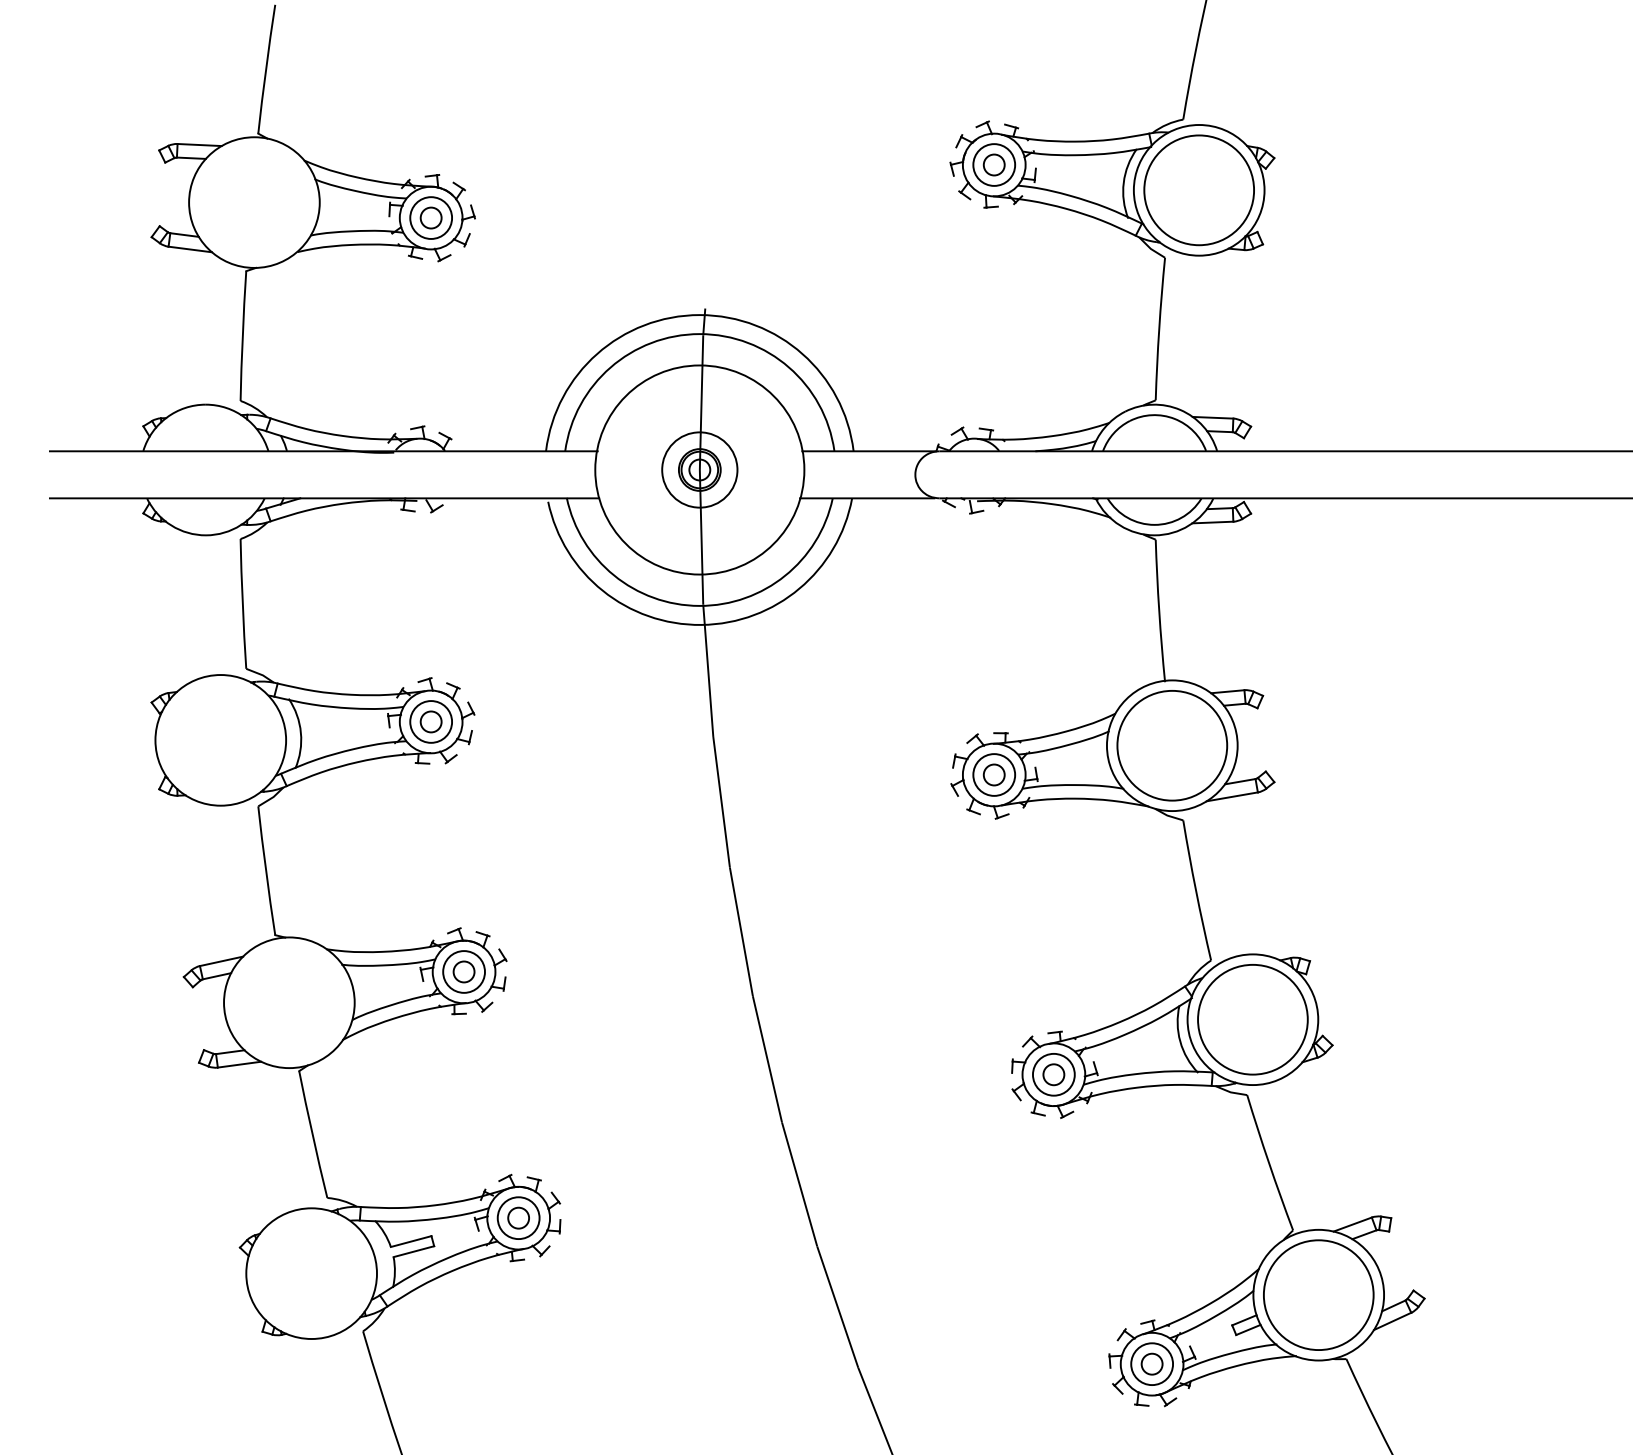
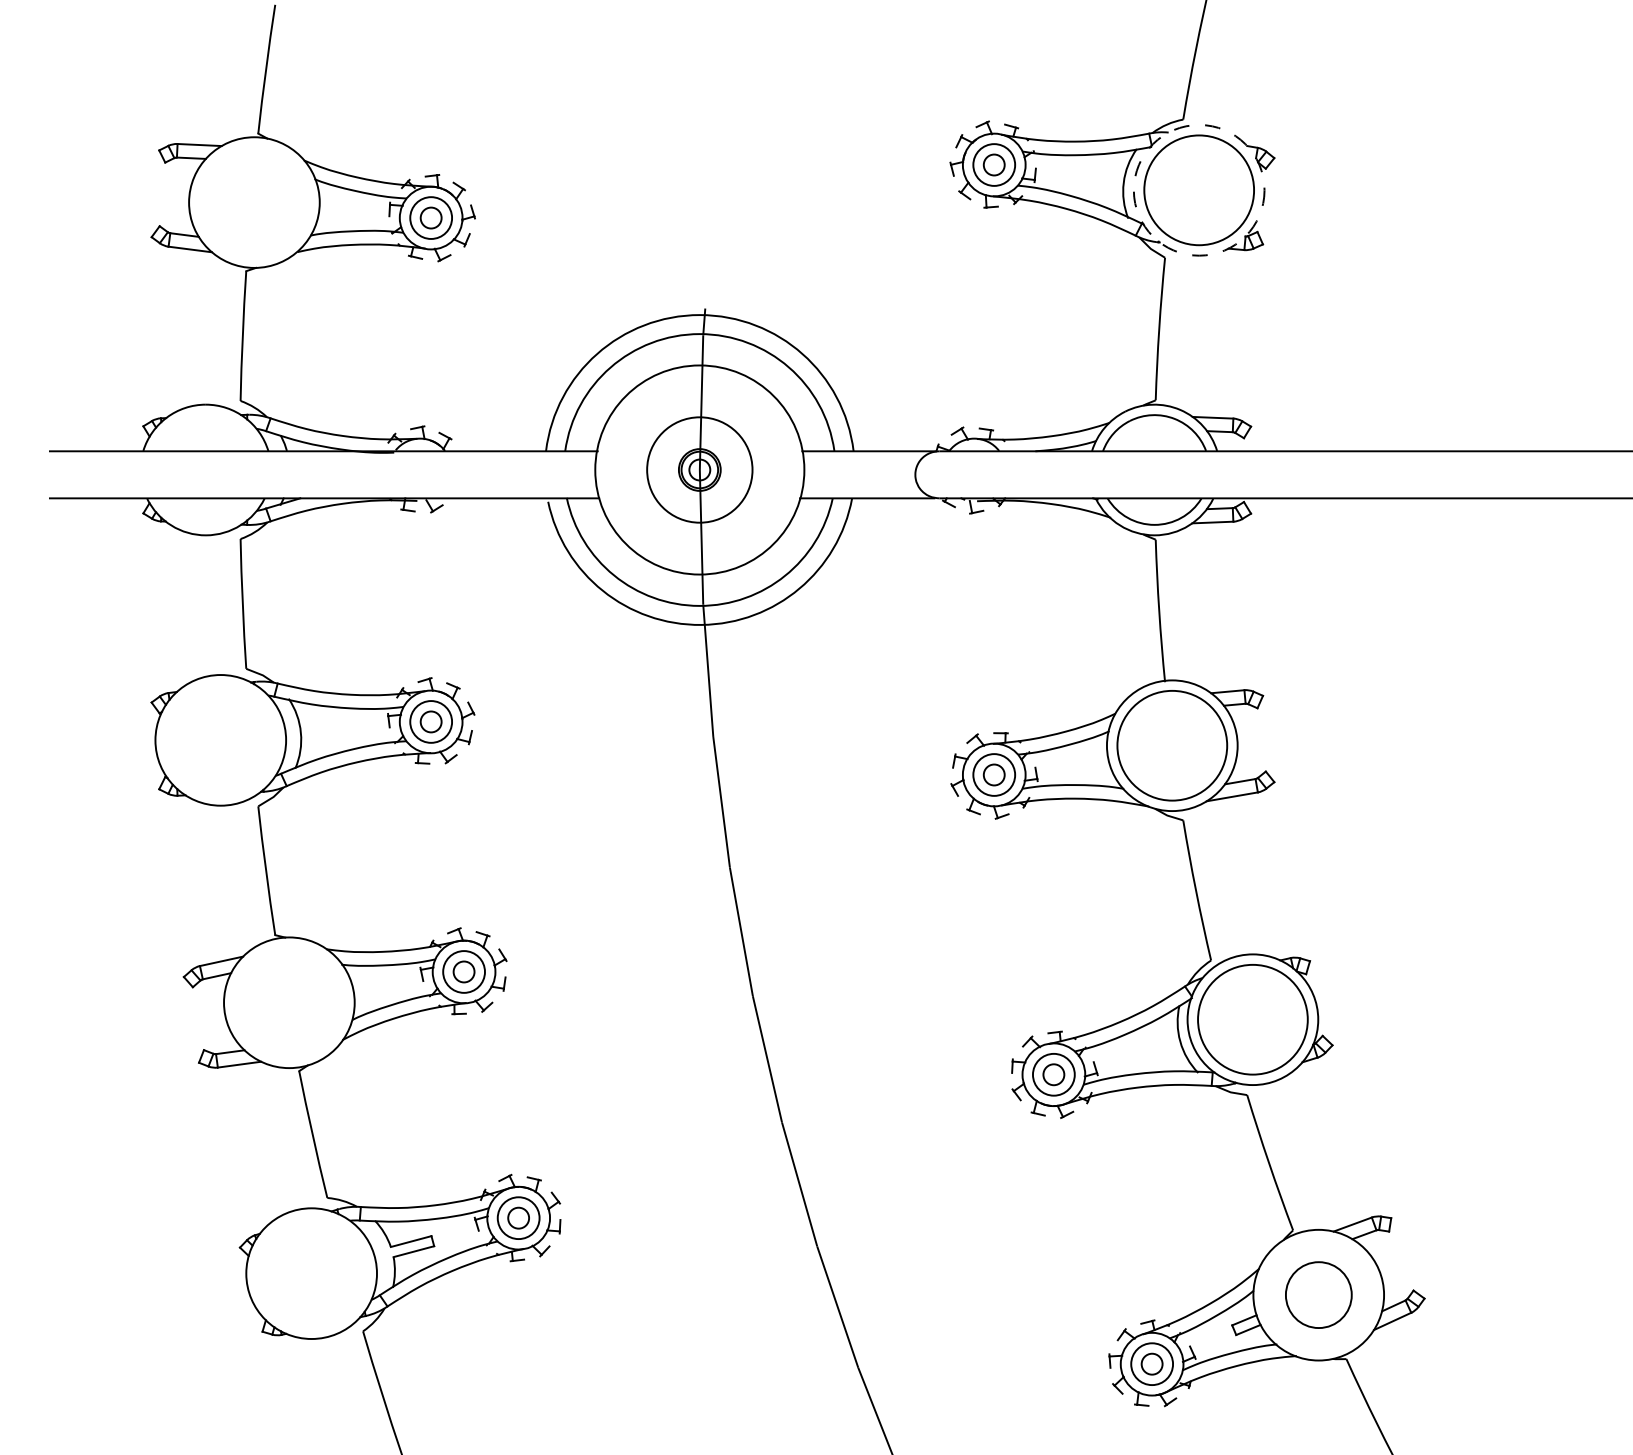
circle: solid -> dashed (1198, 190)
circle diameter: 75 px -> 105 px (699, 469)
circle size: 112x112 px -> 68x68 px (1318, 1294)
